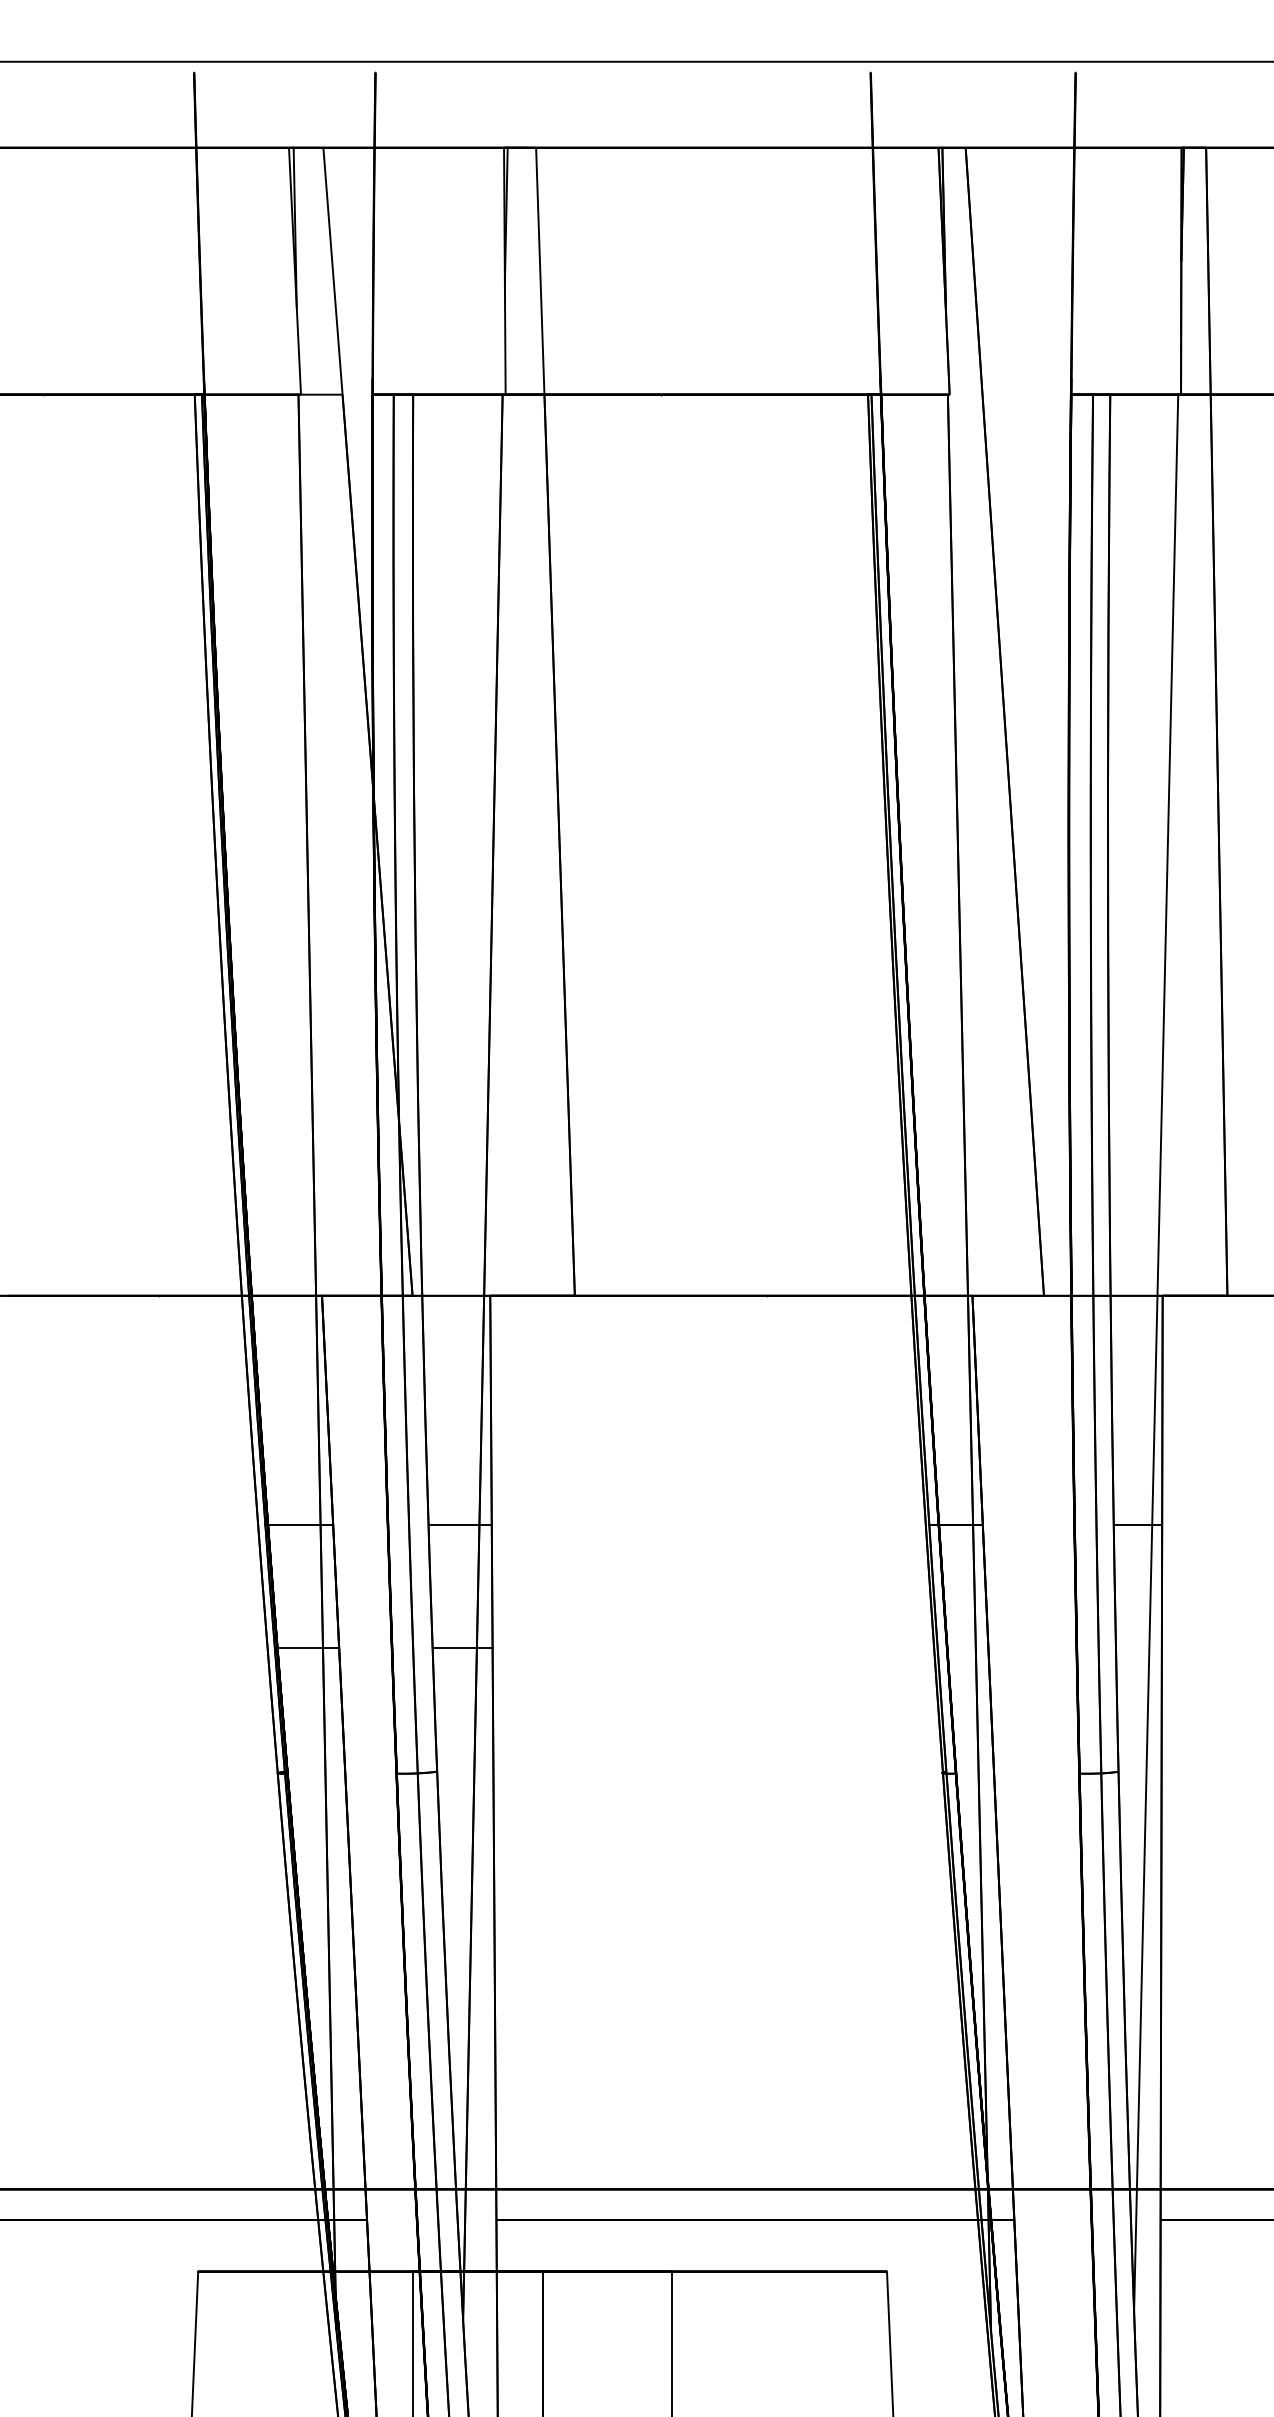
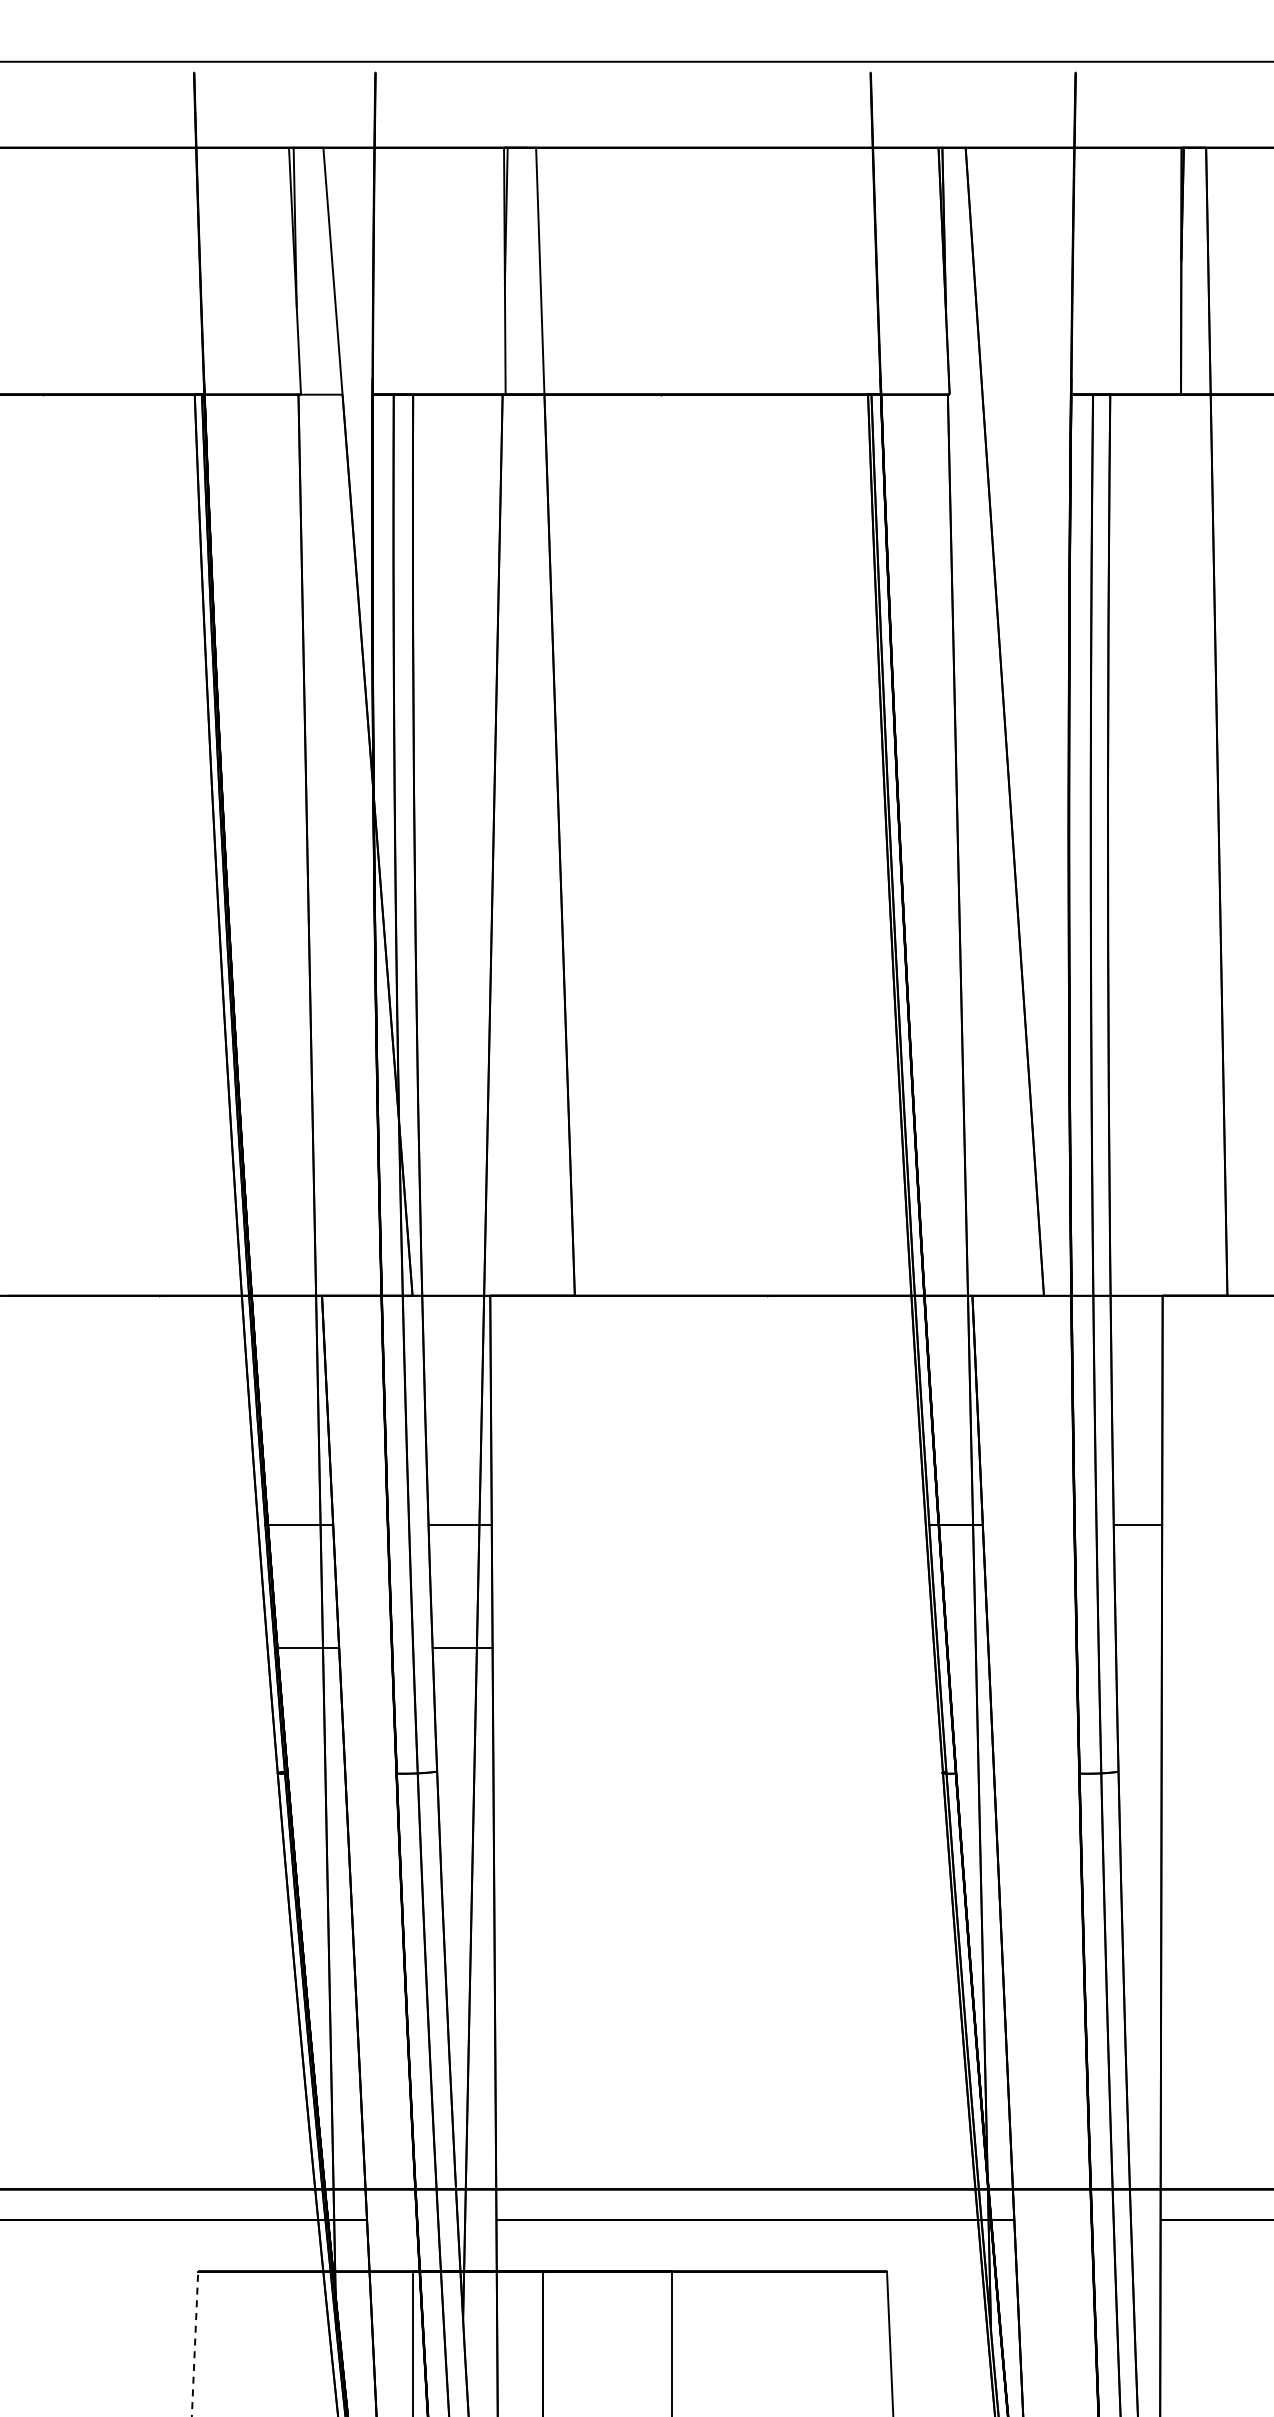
line: present -> none (1156, 1352)
line: solid -> dashed (195, 2343)
